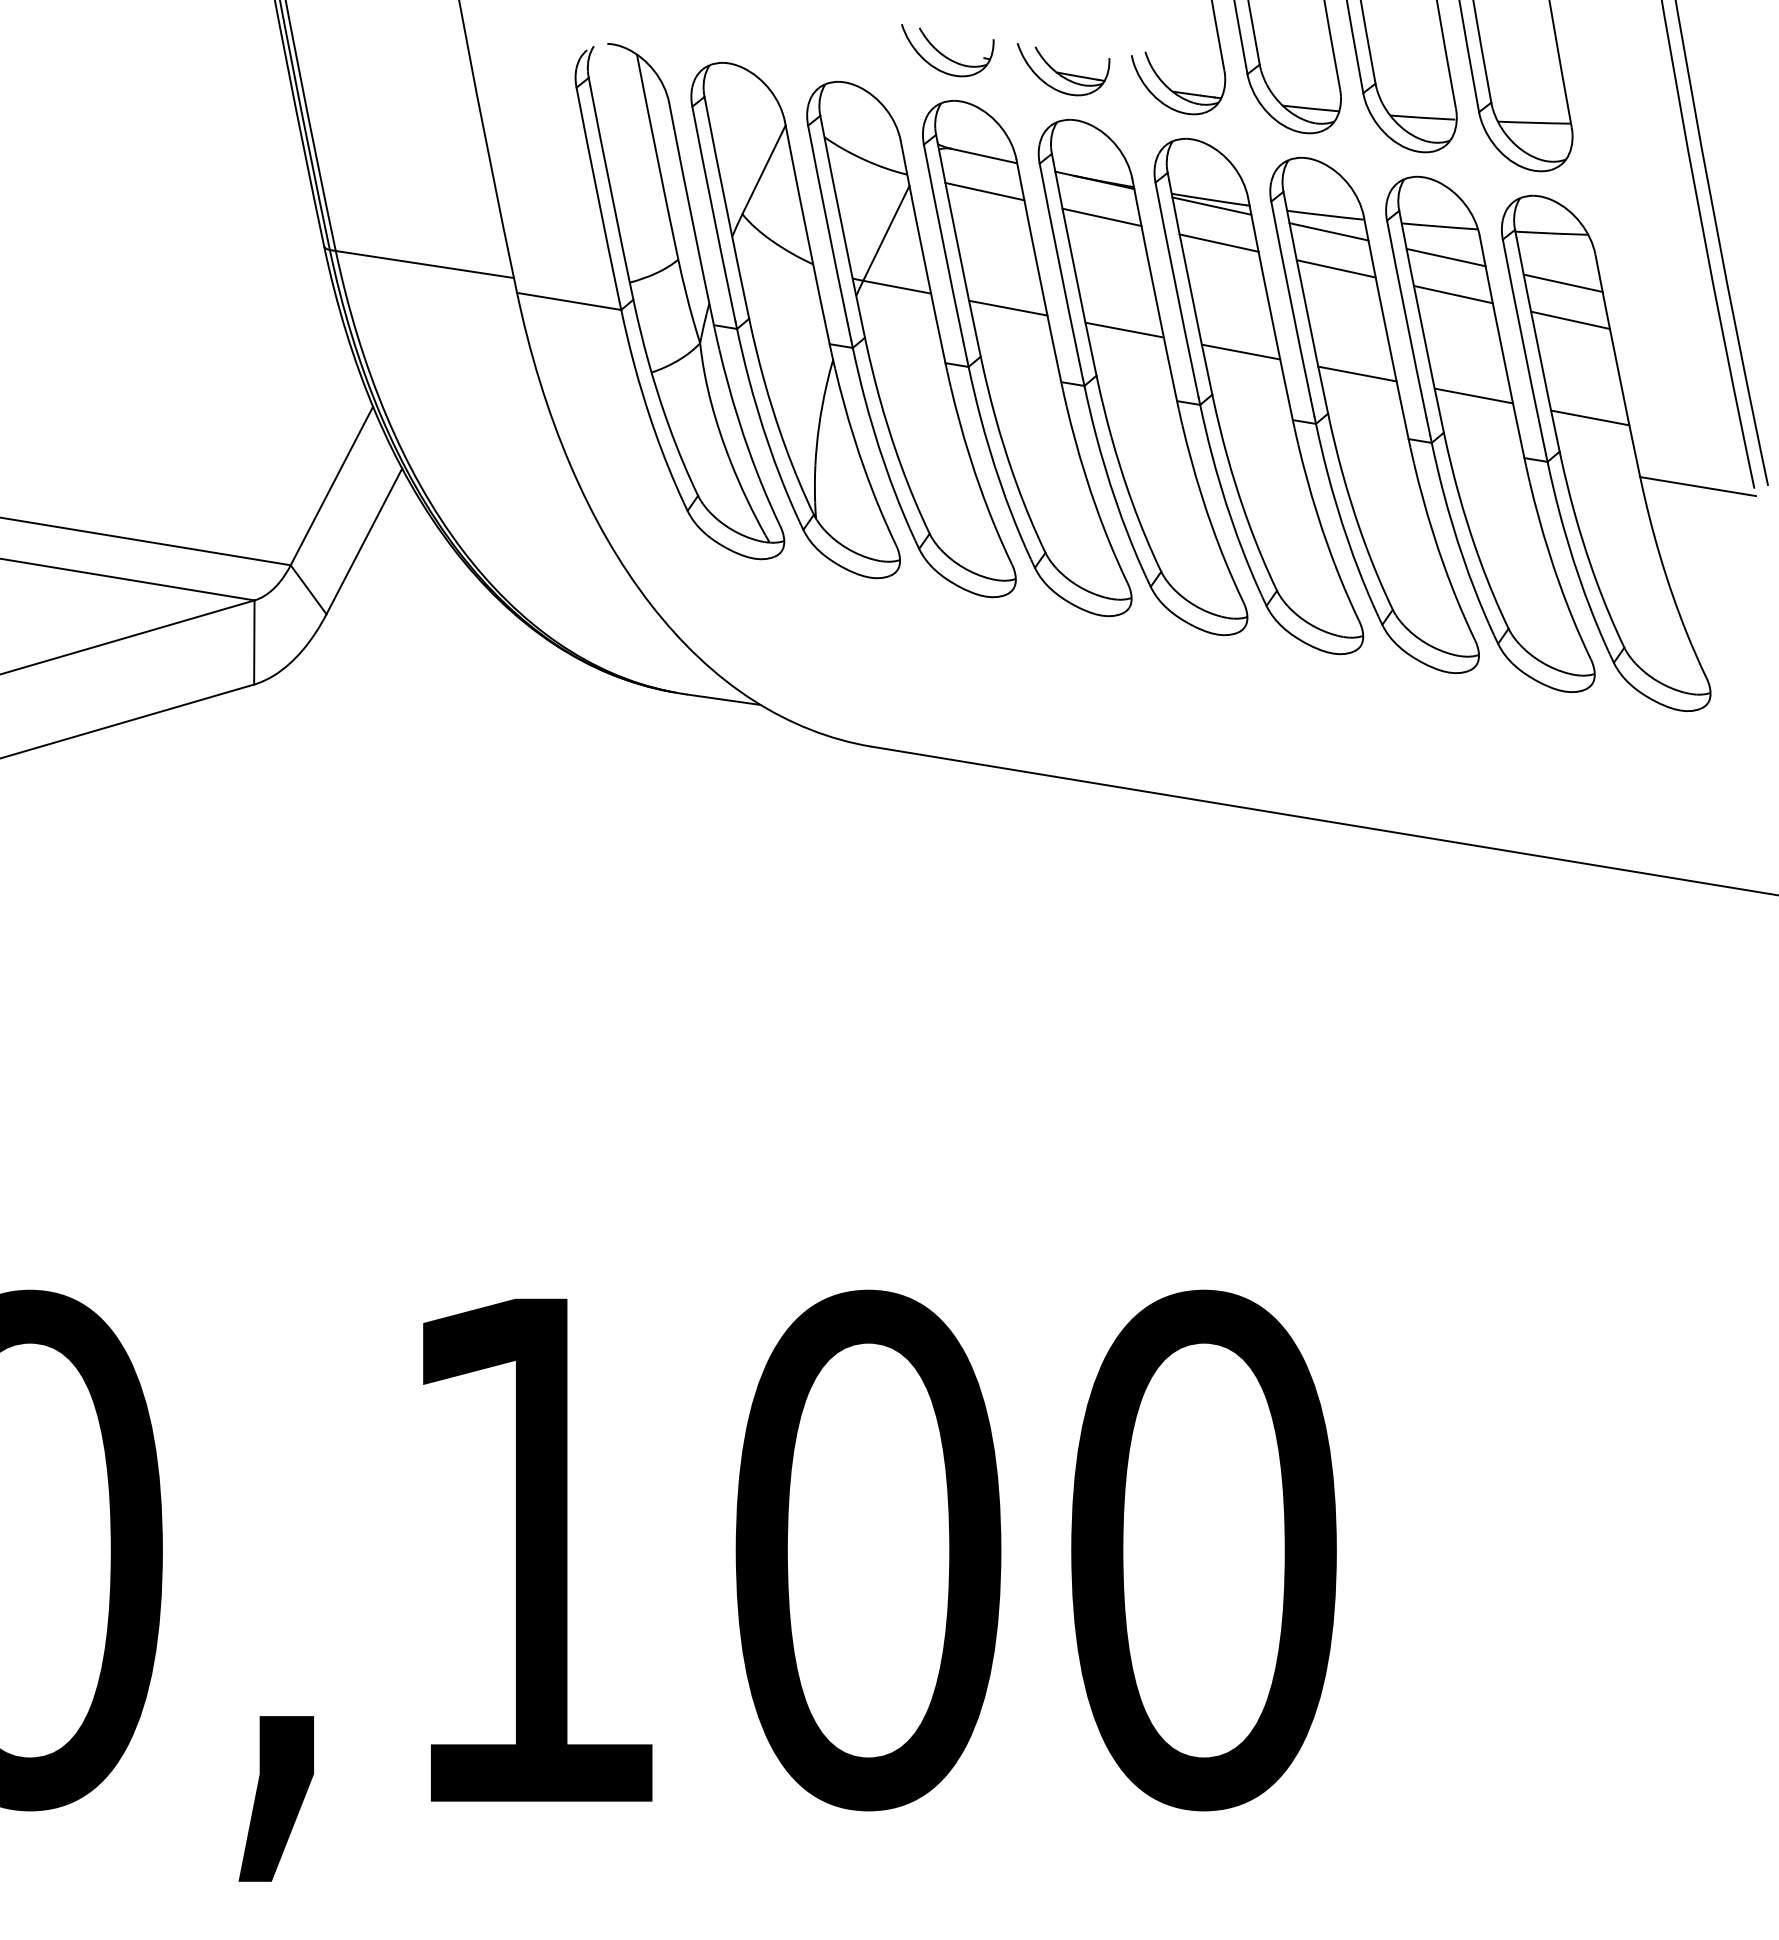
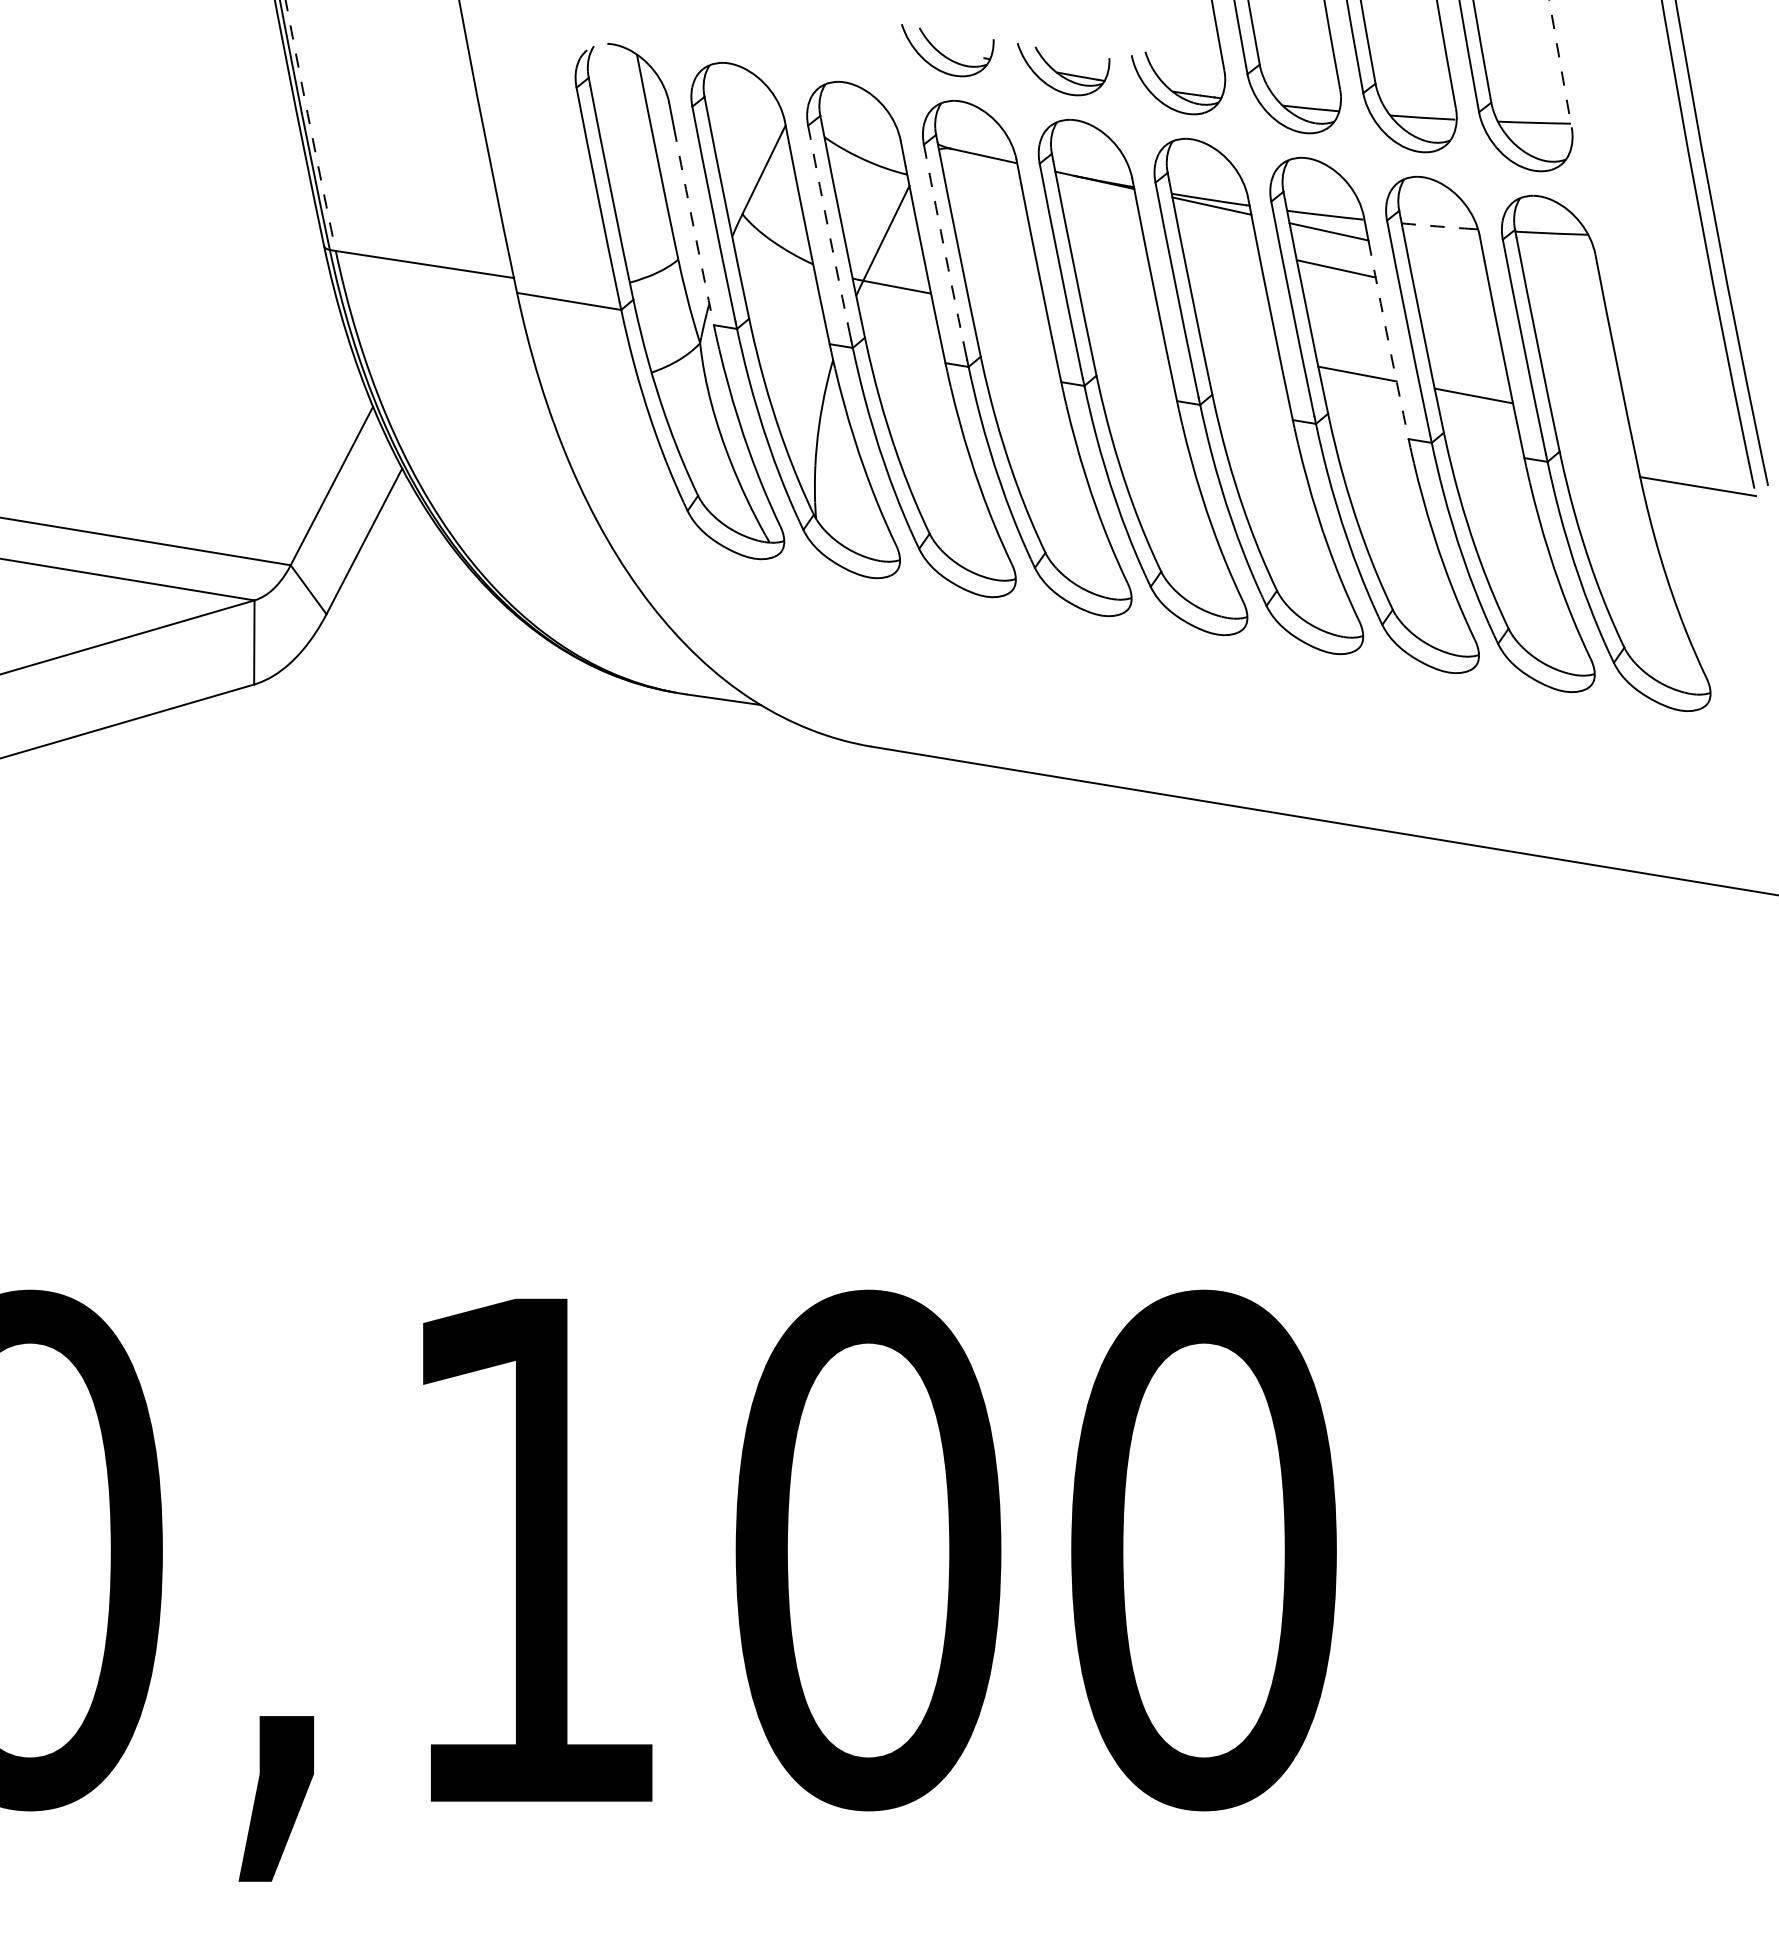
arc: solid -> dashed (1560, 63)
arc: solid -> dashed (310, 126)
line: present -> none (984, 191)
line: present -> none (1101, 217)
arc: solid -> dashed (827, 224)
arc: solid -> dashed (693, 226)
arc: solid -> dashed (1437, 226)
line: present -> none (1218, 242)
arc: solid -> dashed (943, 243)
line: present -> none (1445, 257)
line: present -> none (1562, 282)
line: present -> none (1452, 294)
line: present -> none (1008, 307)
line: present -> none (1570, 320)
line: present -> none (1124, 329)
arc: solid -> dashed (1388, 340)
line: present -> none (1240, 351)
line: present -> none (1590, 417)
